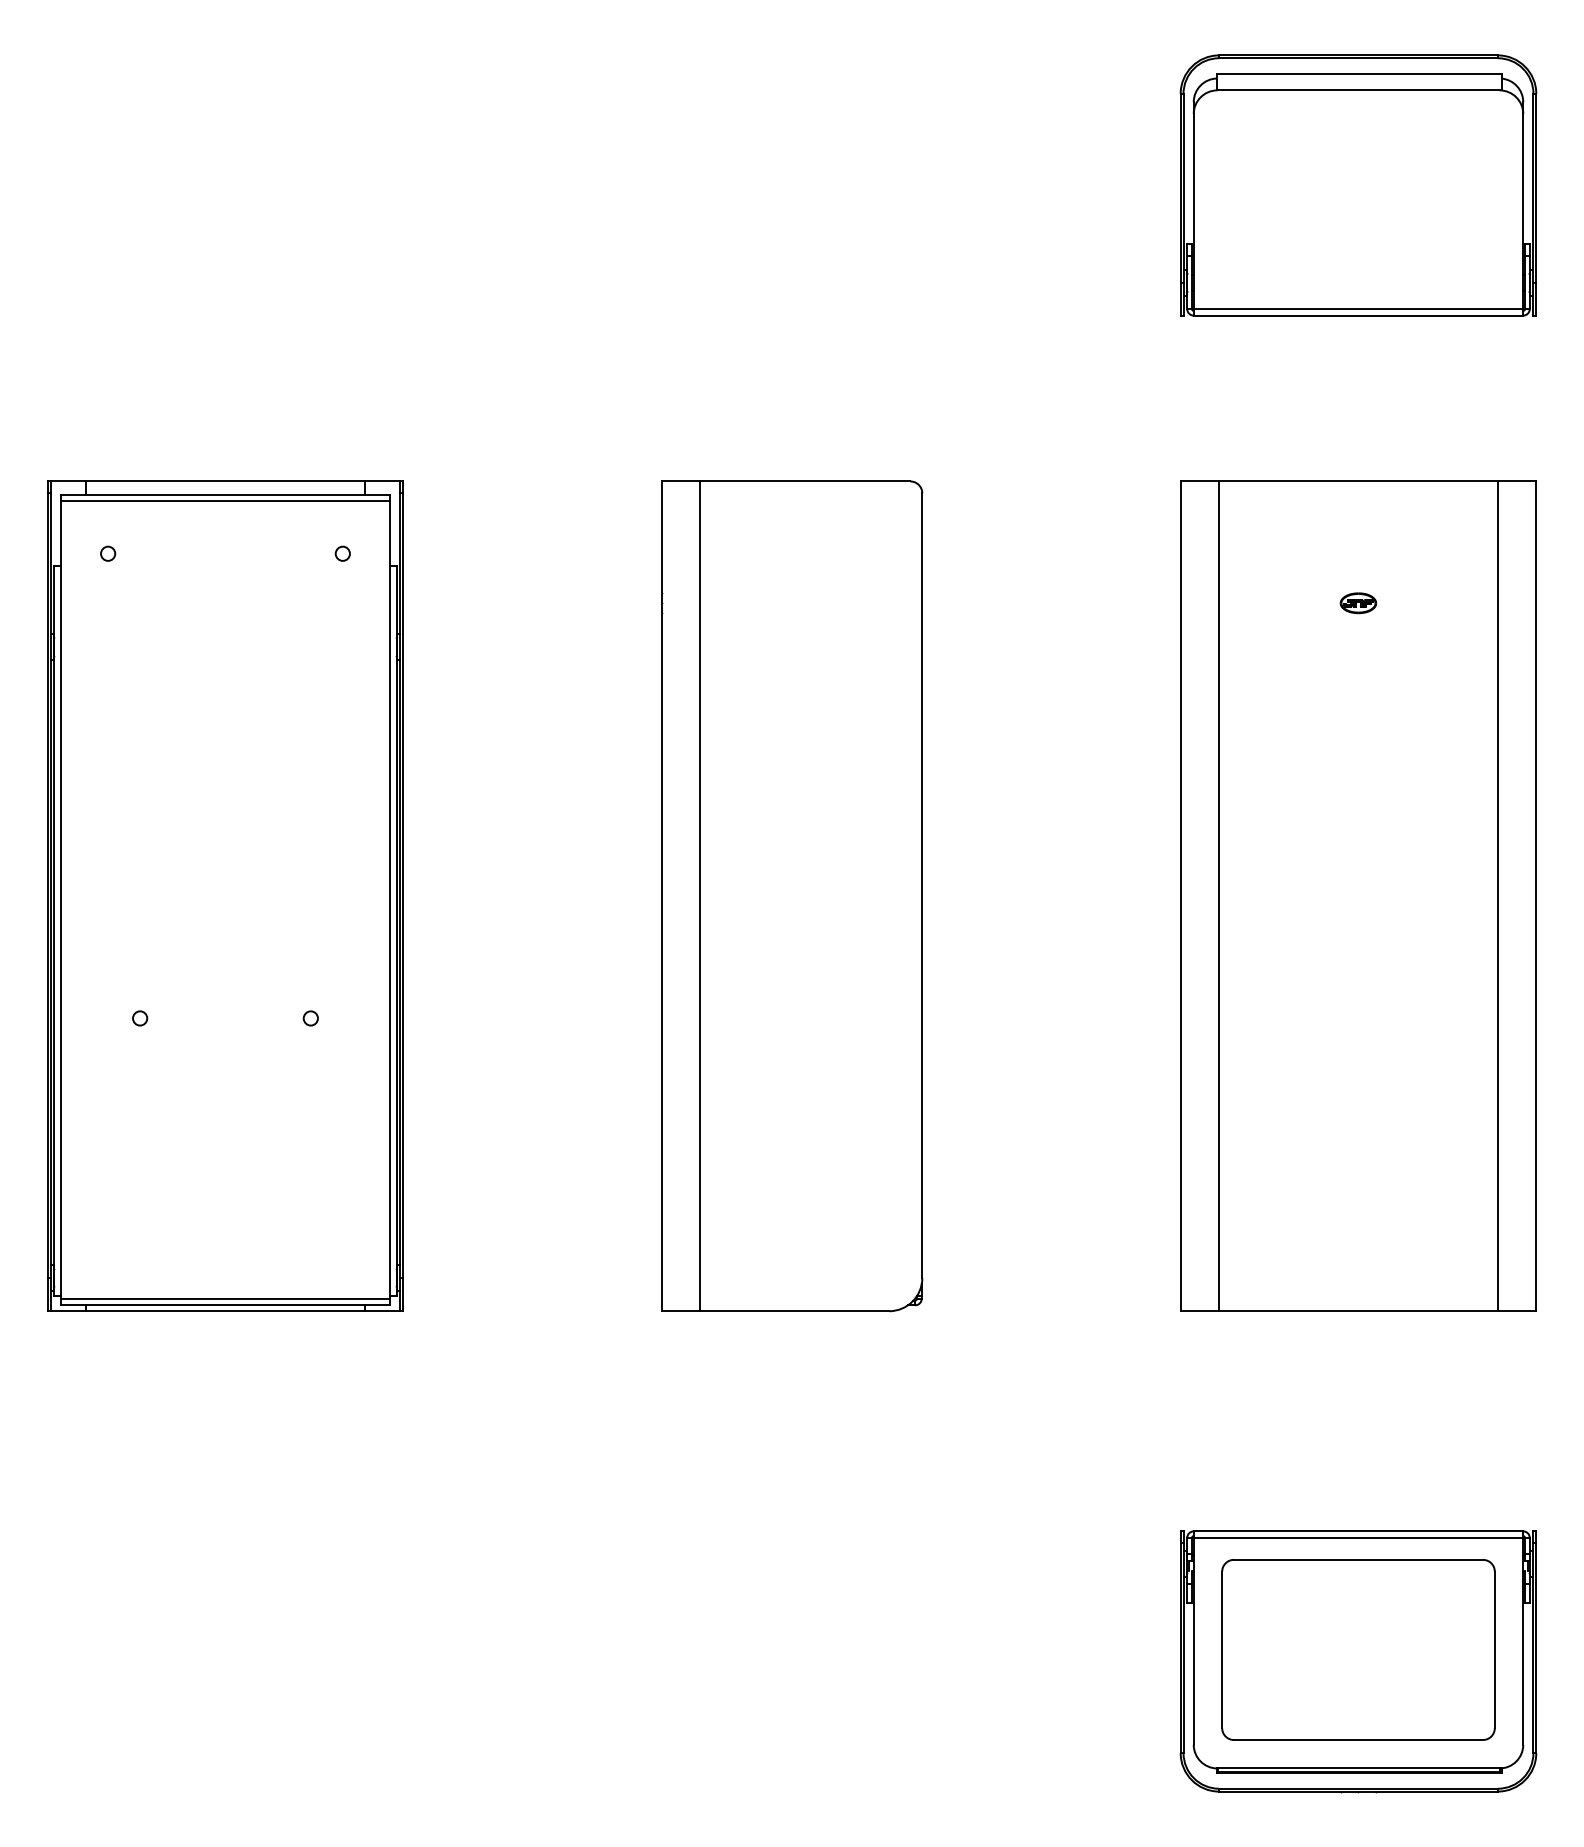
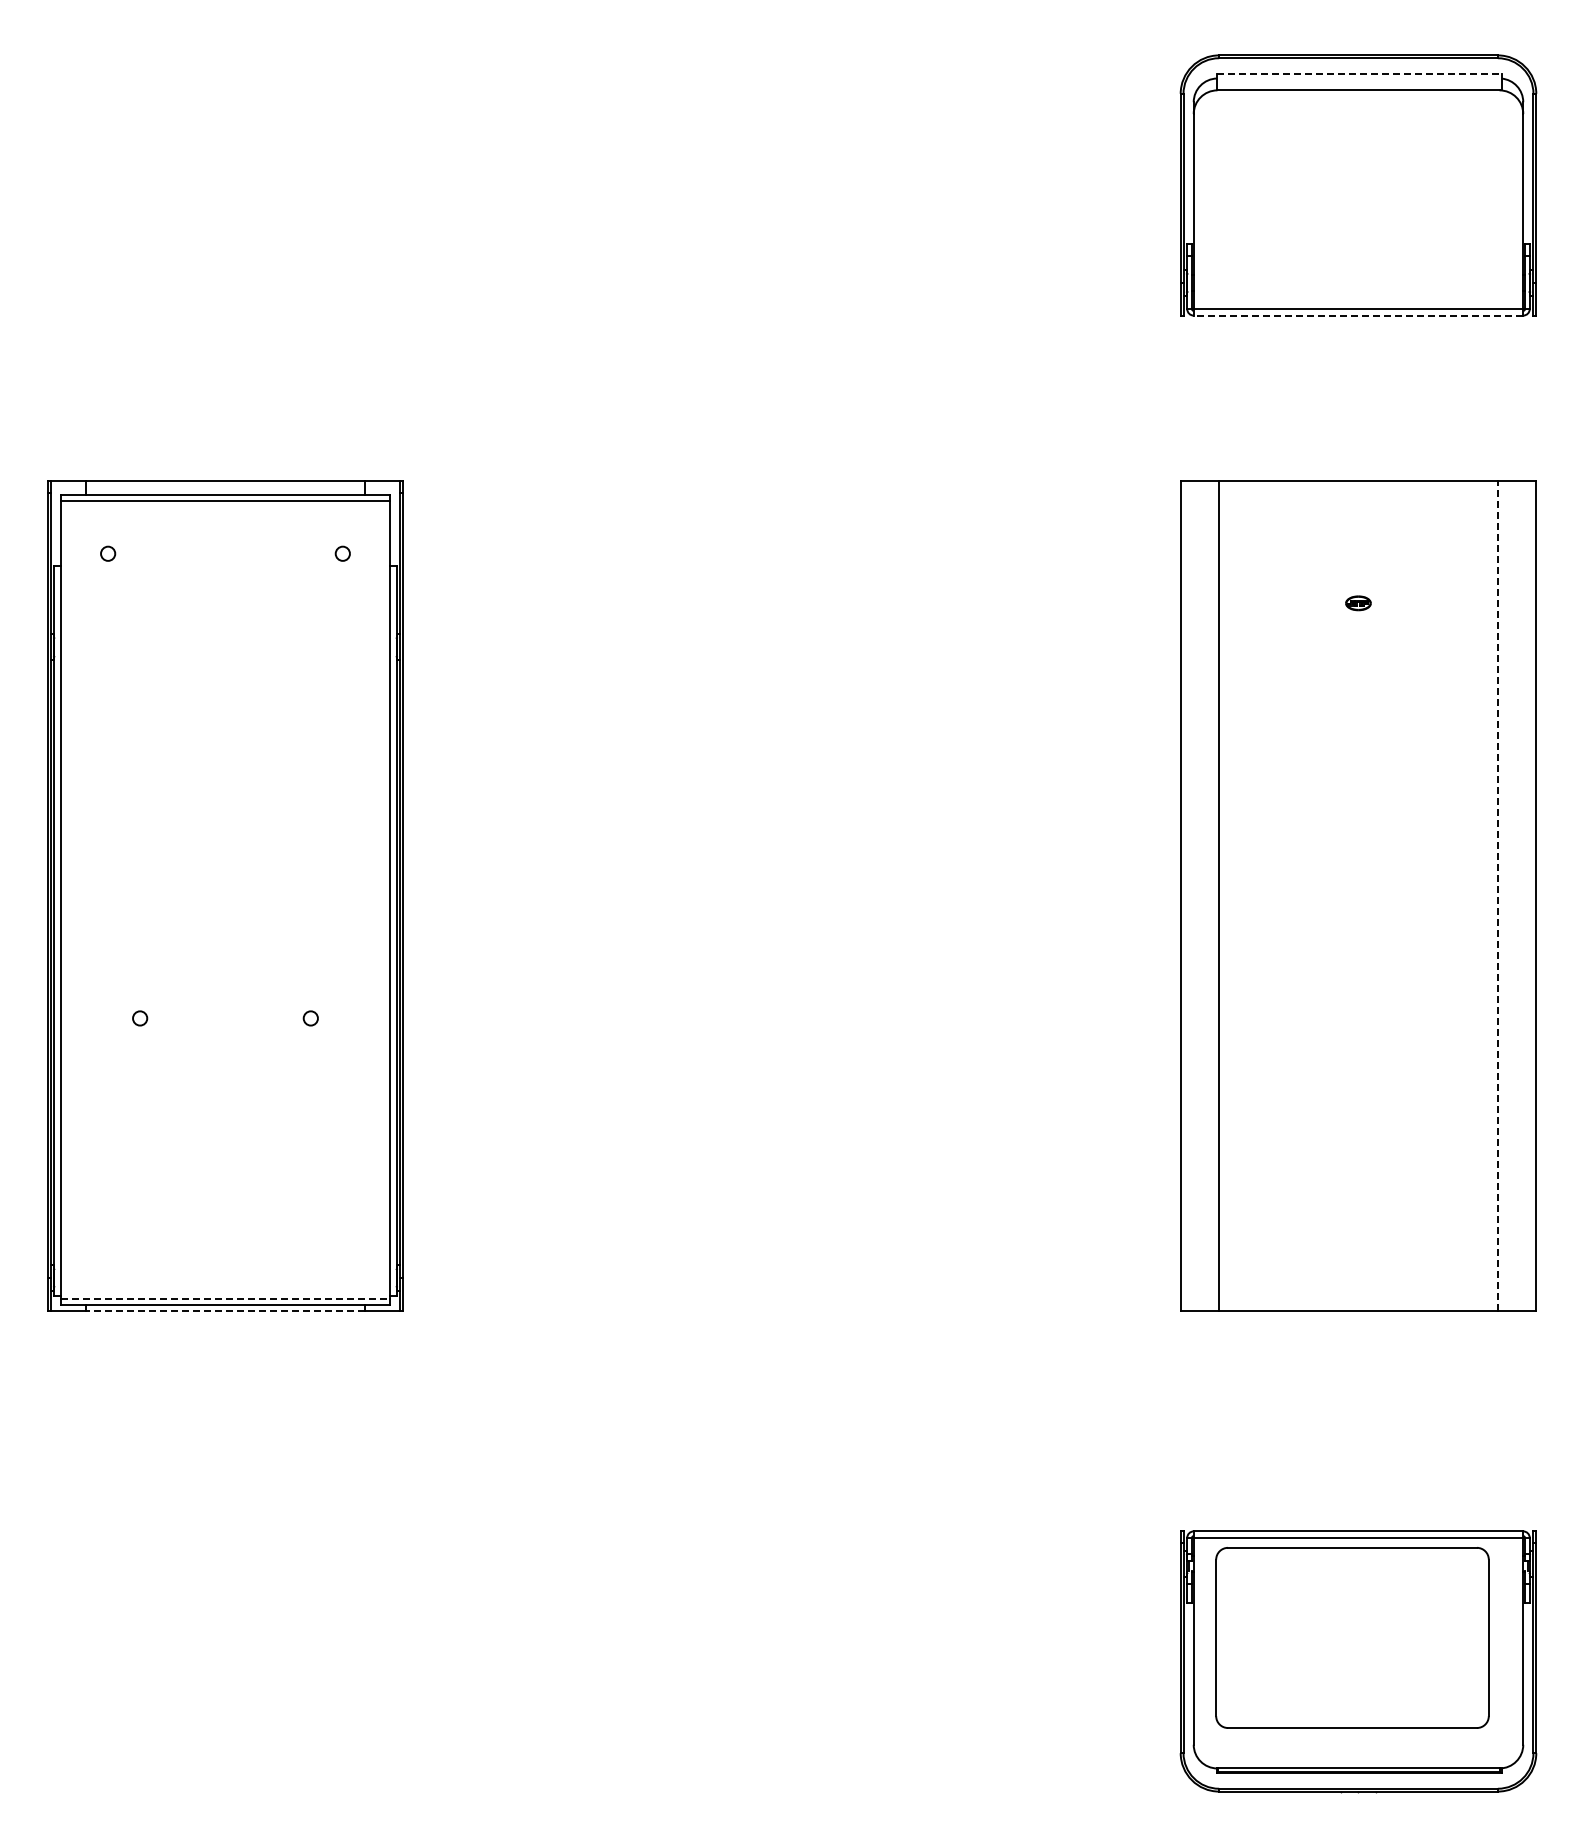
line: solid -> dashed (1359, 73)
line: solid -> dashed (1358, 315)
part size: 39x23 px -> 27x17 px (1358, 603)
part: present -> none (792, 896)
line: solid -> dashed (1497, 896)
line: solid -> dashed (225, 1298)
line: solid -> dashed (225, 1311)
part position: (1358, 1649) -> (1352, 1637) (1352, 1637)
